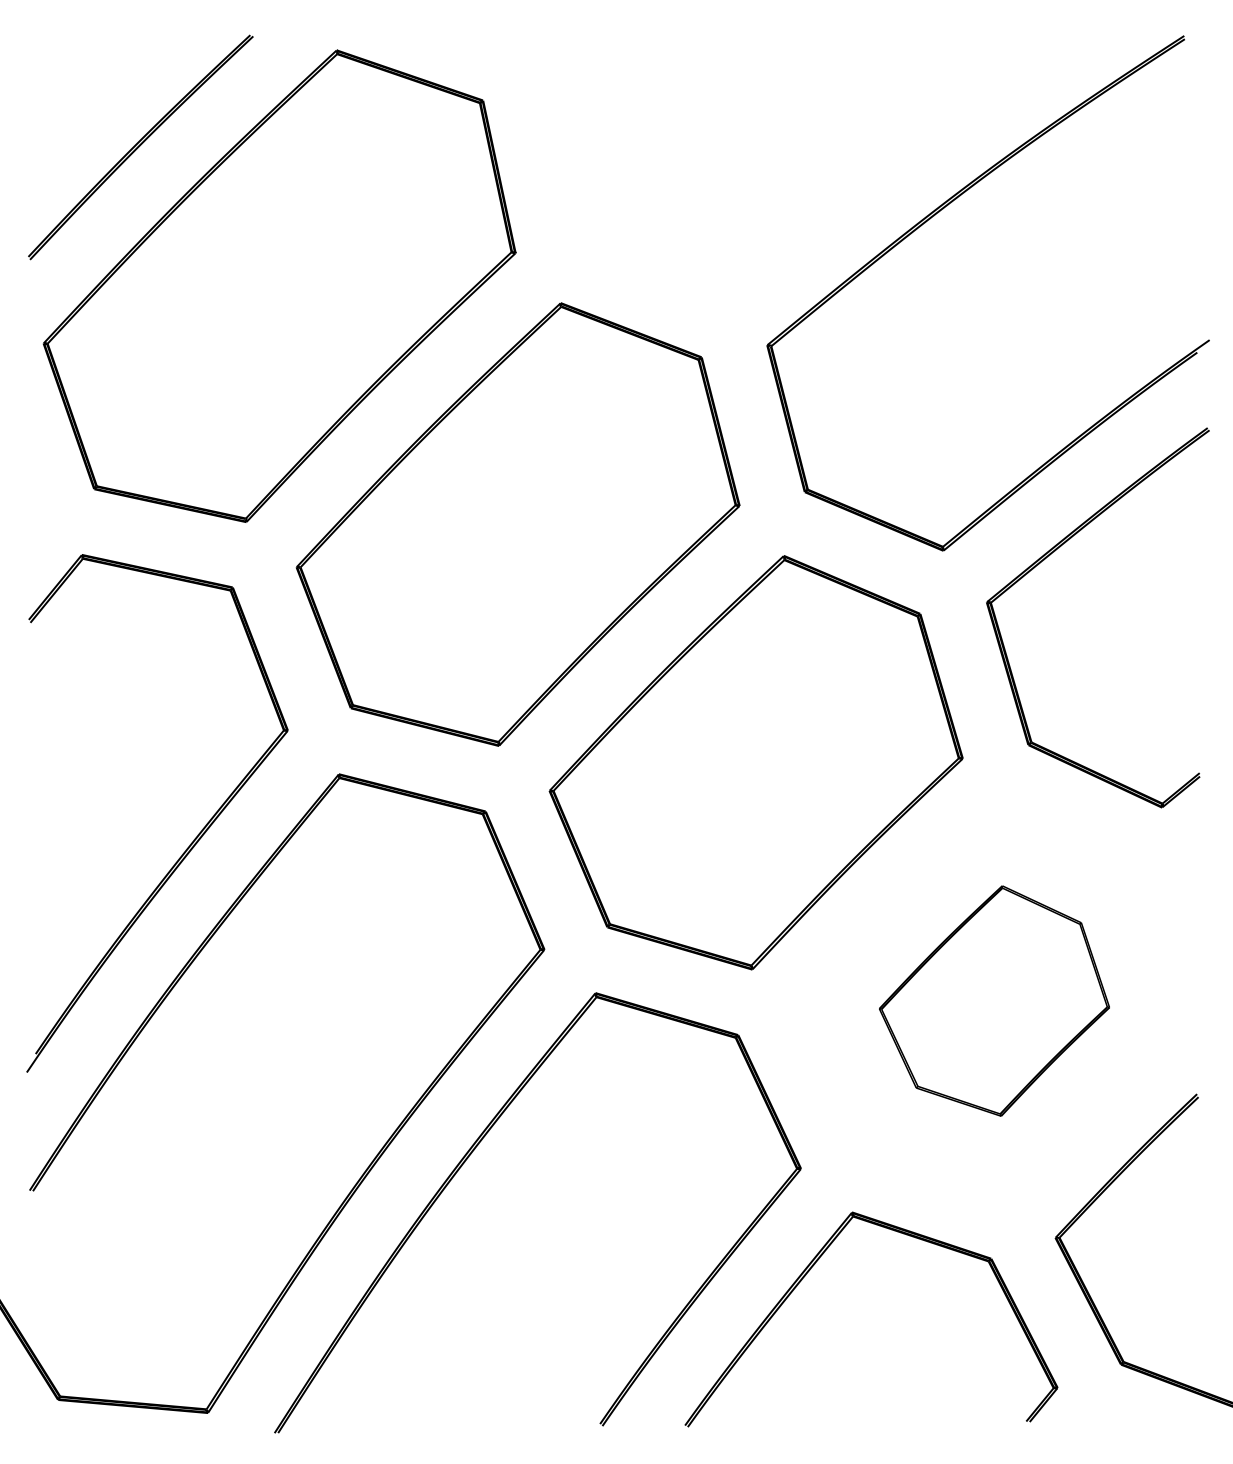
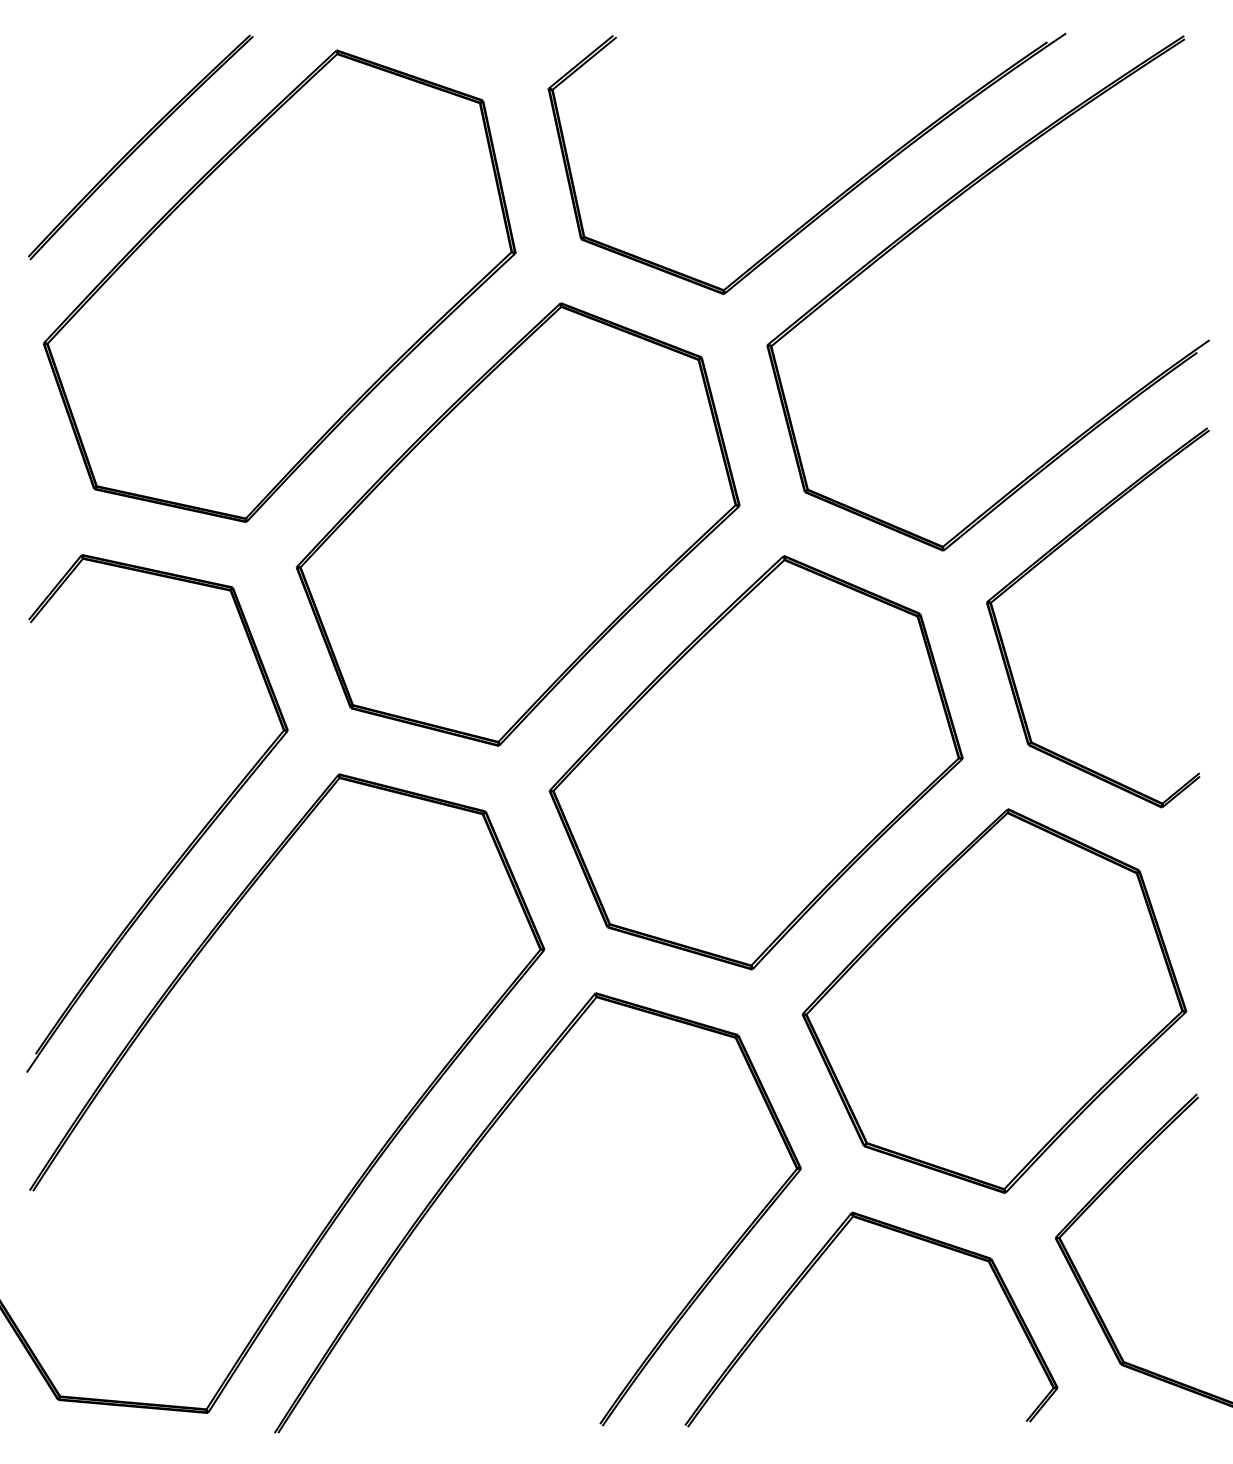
part: none -> present (833, 199)
part size: 231x232 px -> 387x386 px (994, 1000)
